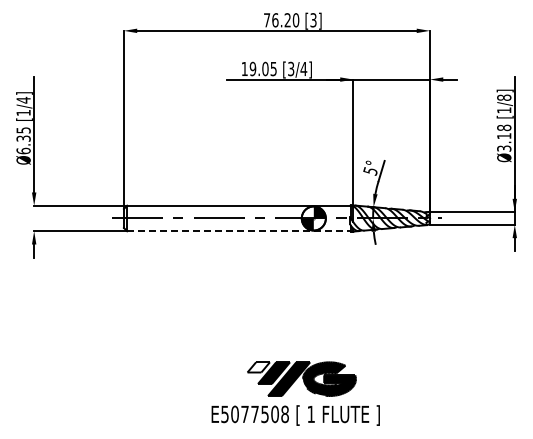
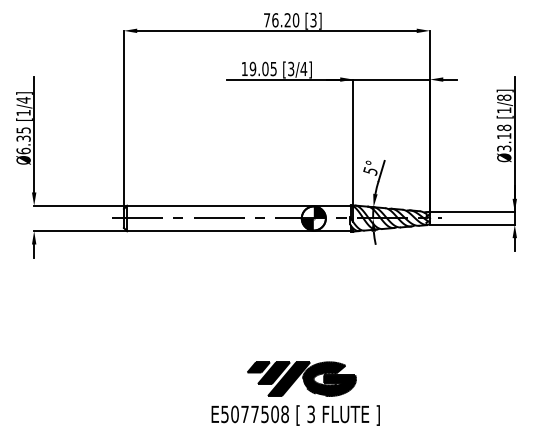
line: dashed -> solid (239, 231)
fill: none -> present (258, 367)
text: 1 -> 3 (310, 414)
